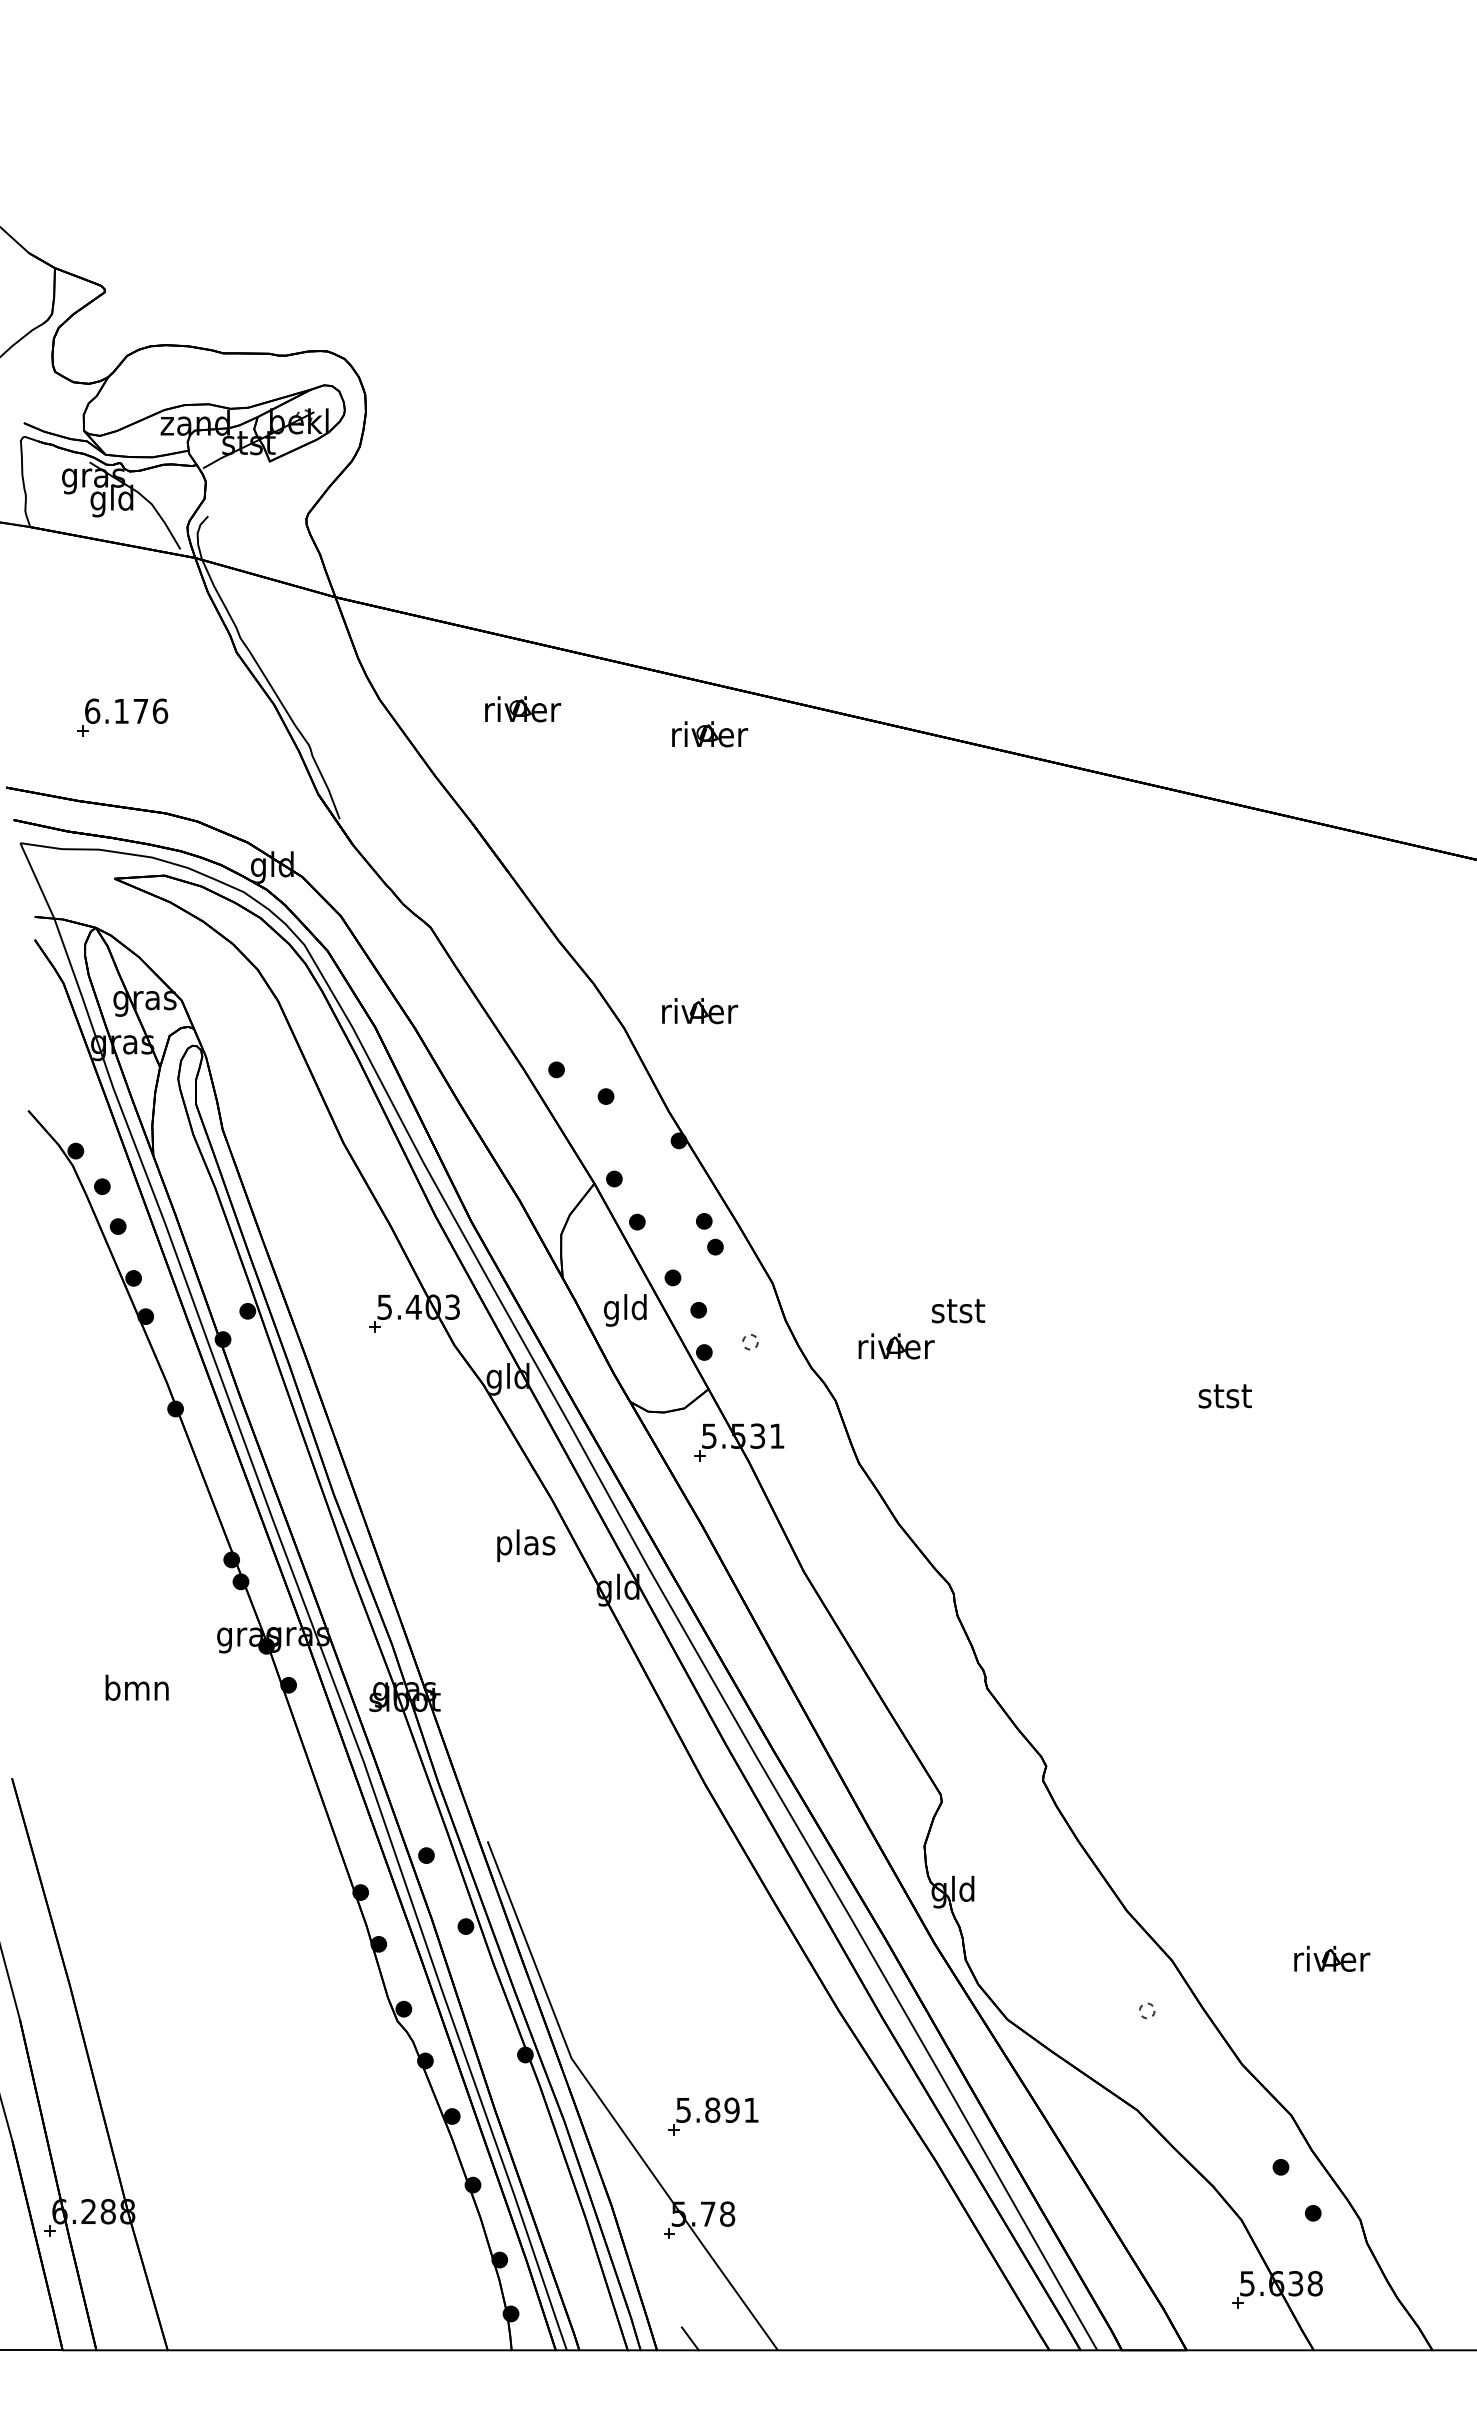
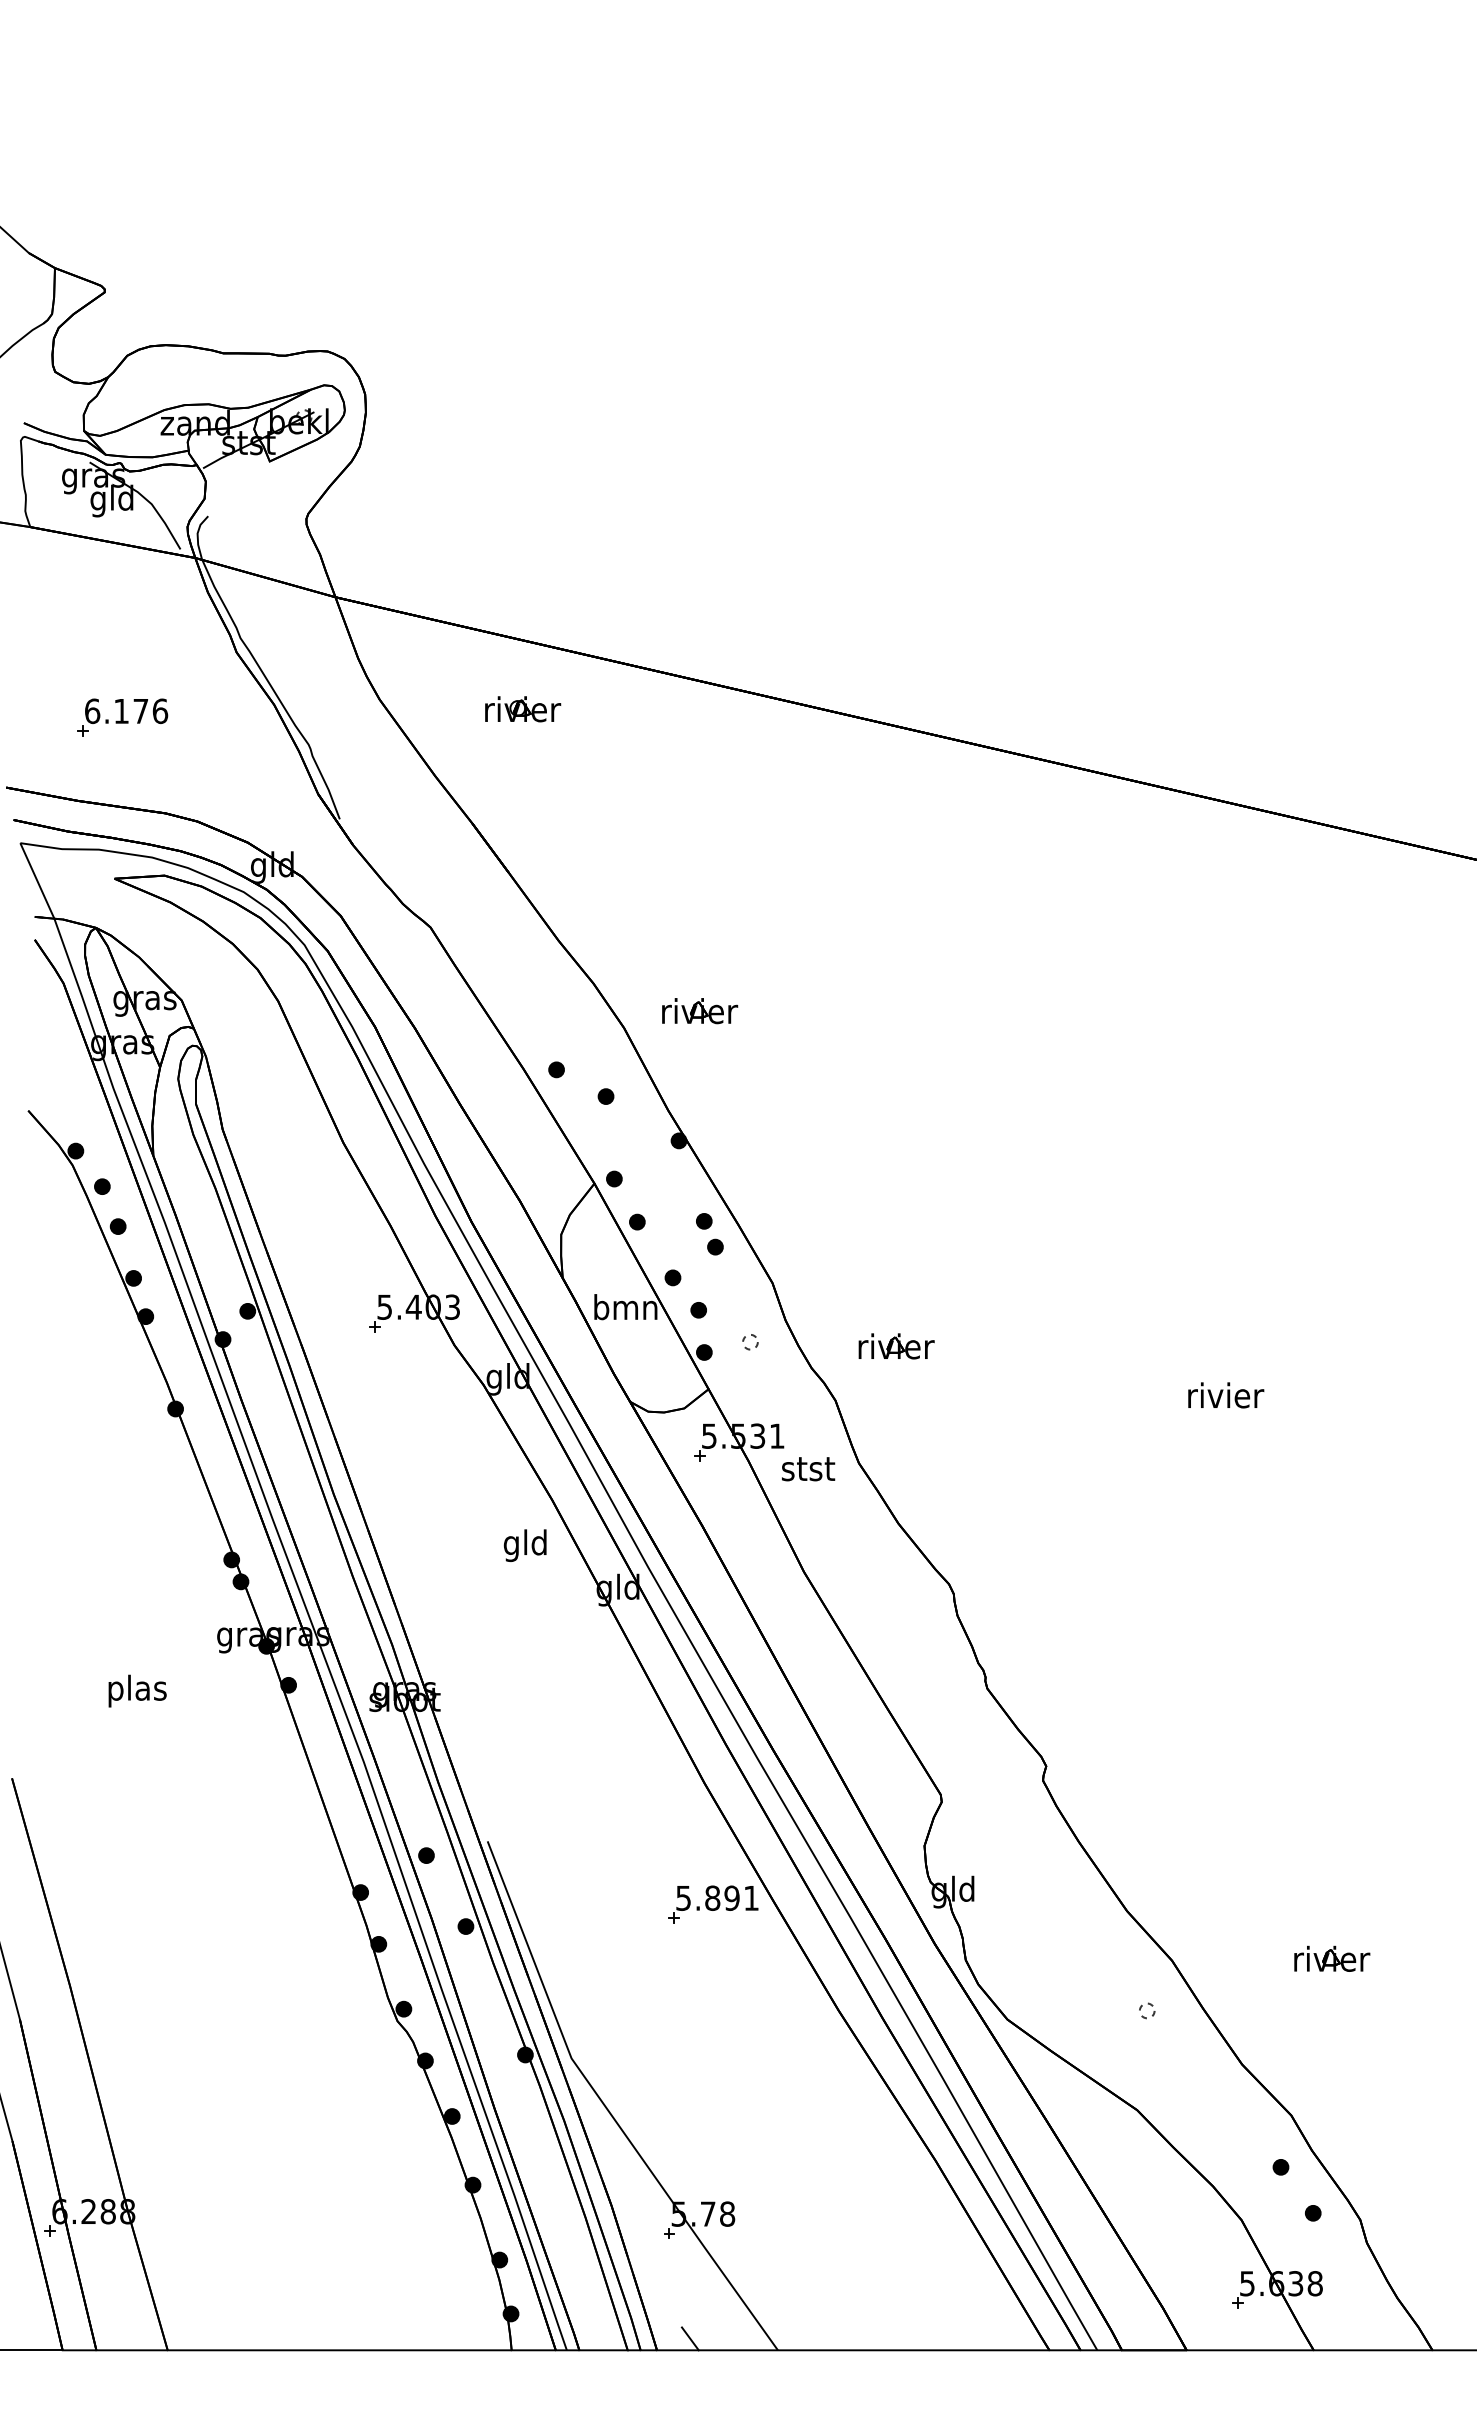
part: present -> none (710, 734)
text: gld -> bmn (625, 1310)
text position: (958, 1311) -> (808, 1469) (808, 1469)
text: stst -> rivier (1226, 1395)
text: plas -> gld (526, 1545)
text: bmn -> plas (136, 1690)
part position: (713, 2116) -> (713, 1904) (713, 1904)
